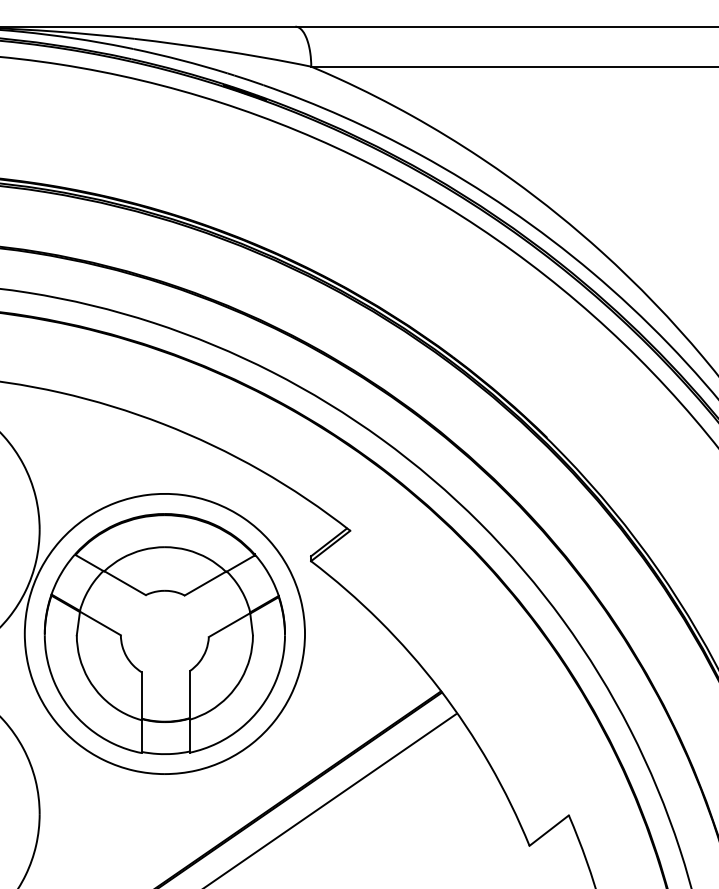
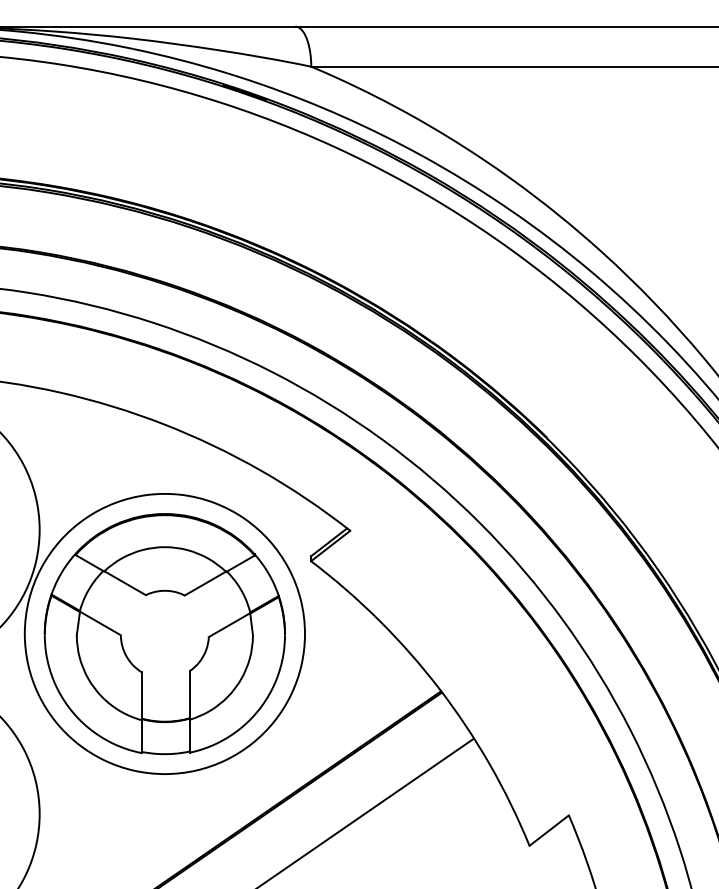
line position: (331, 799) -> (366, 812) (366, 812)
